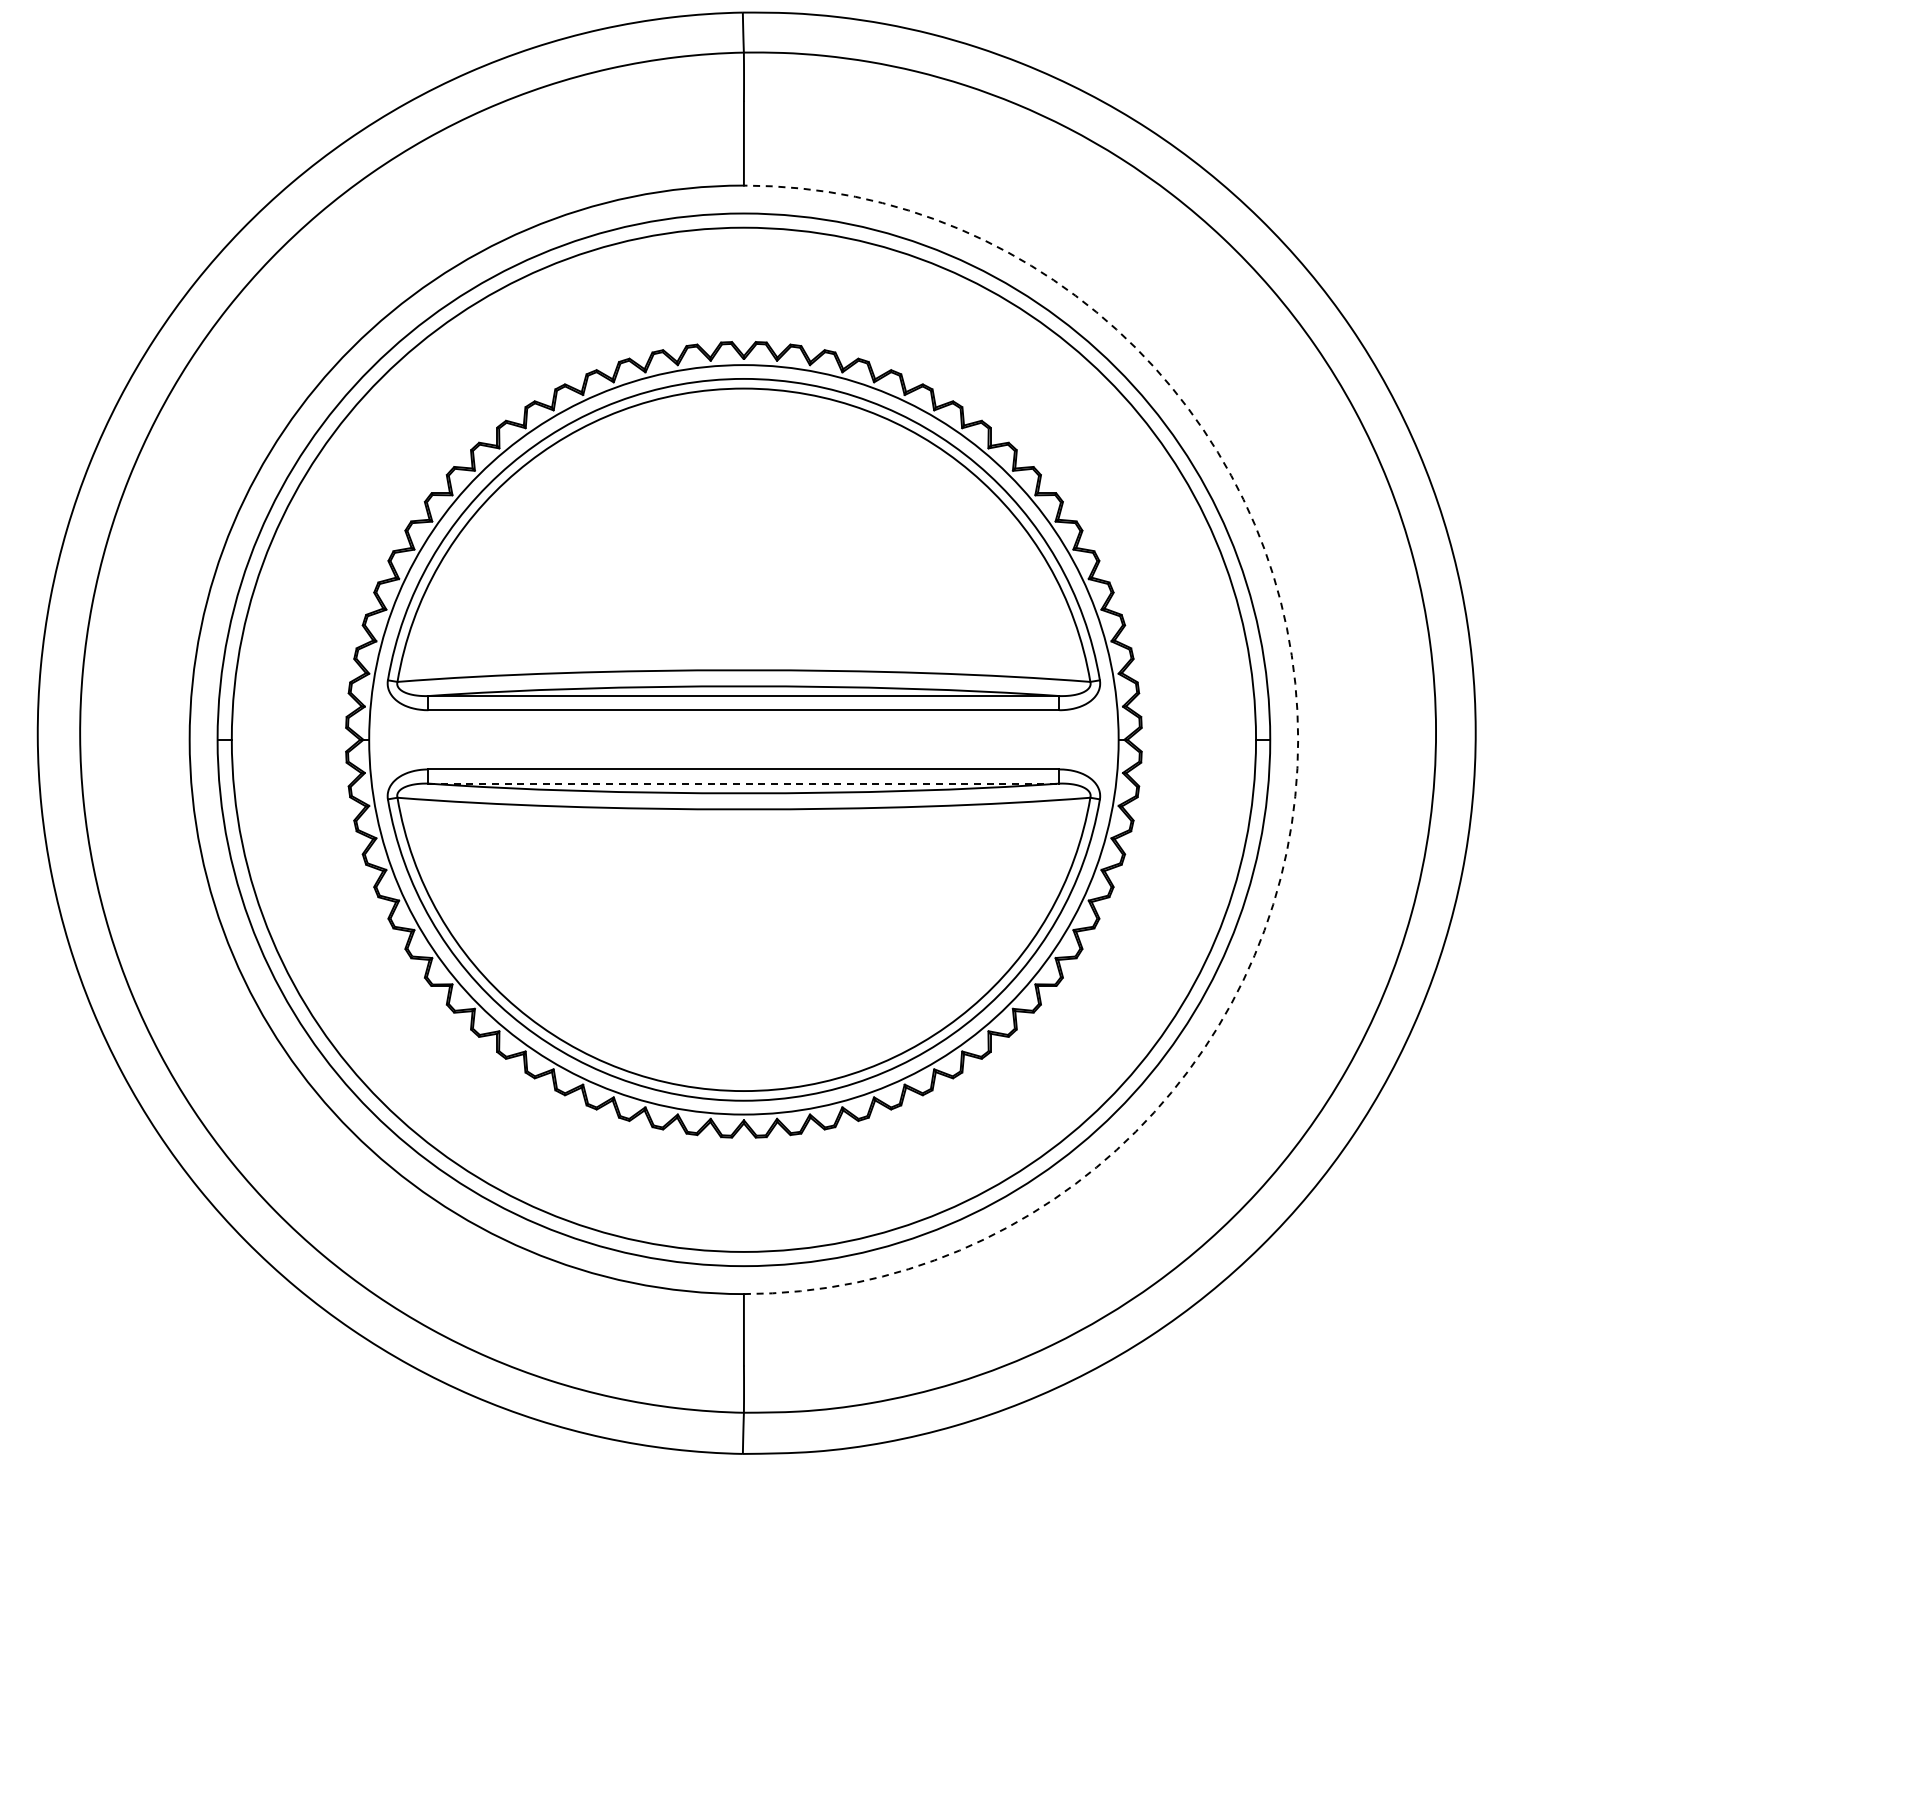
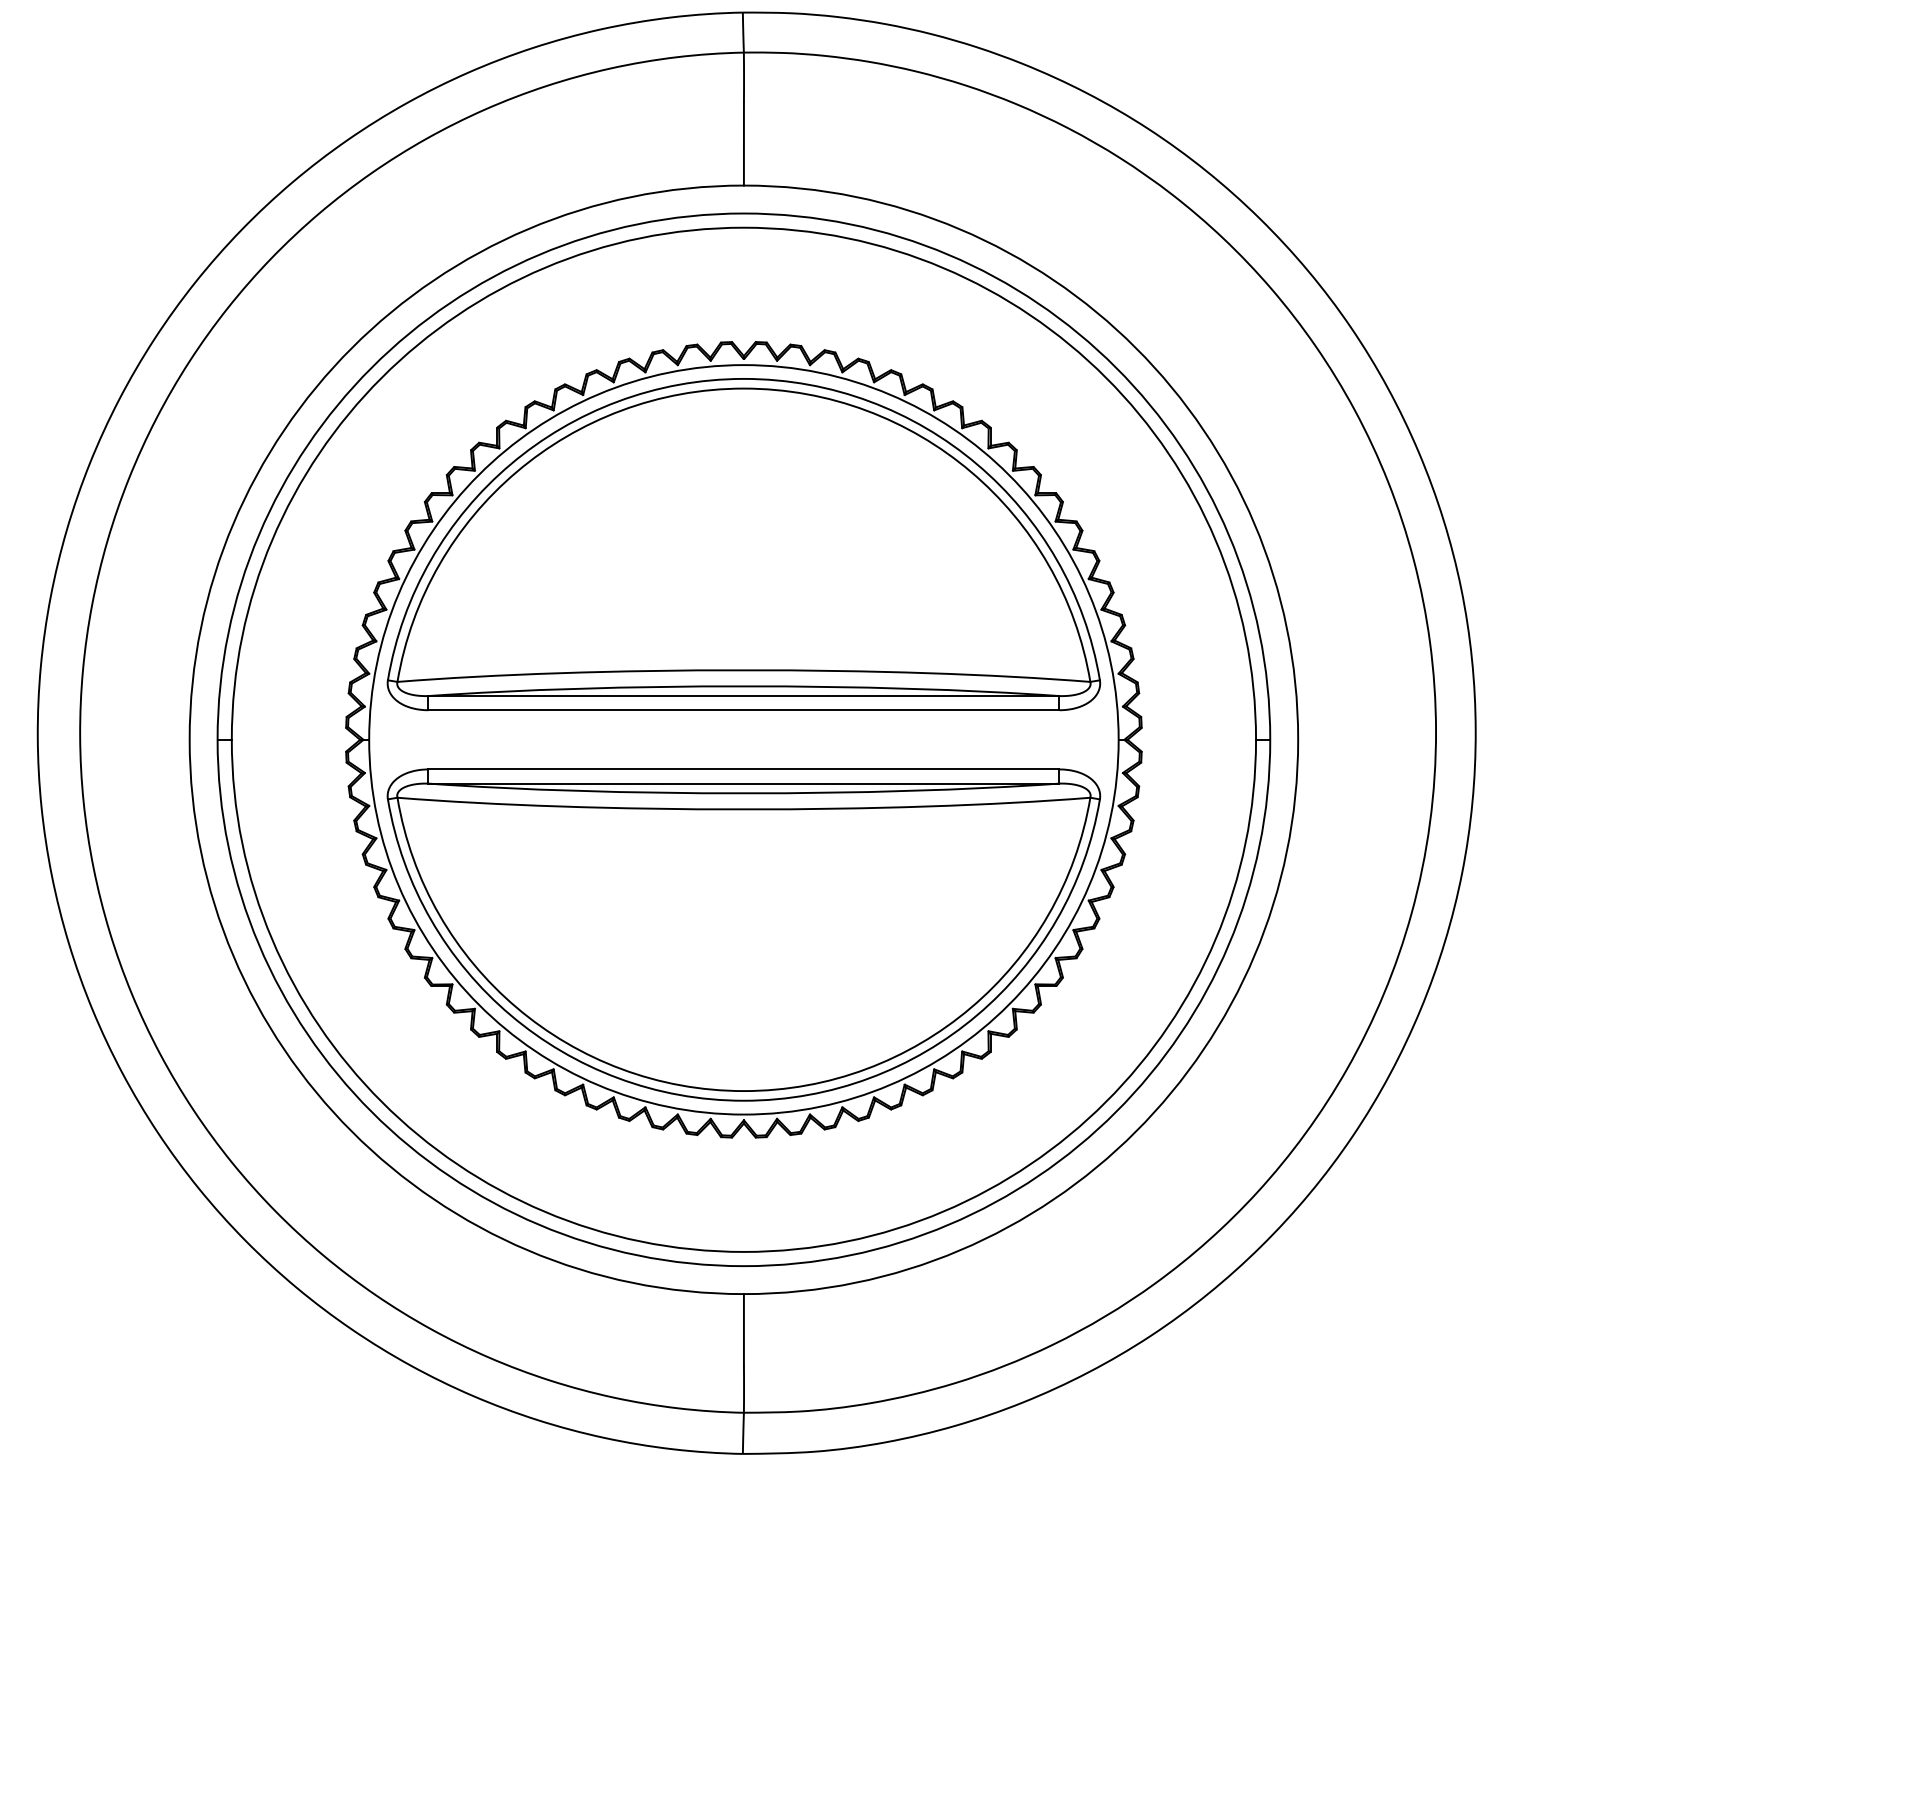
arc: dashed -> solid (1298, 739)
line: dashed -> solid (744, 783)
